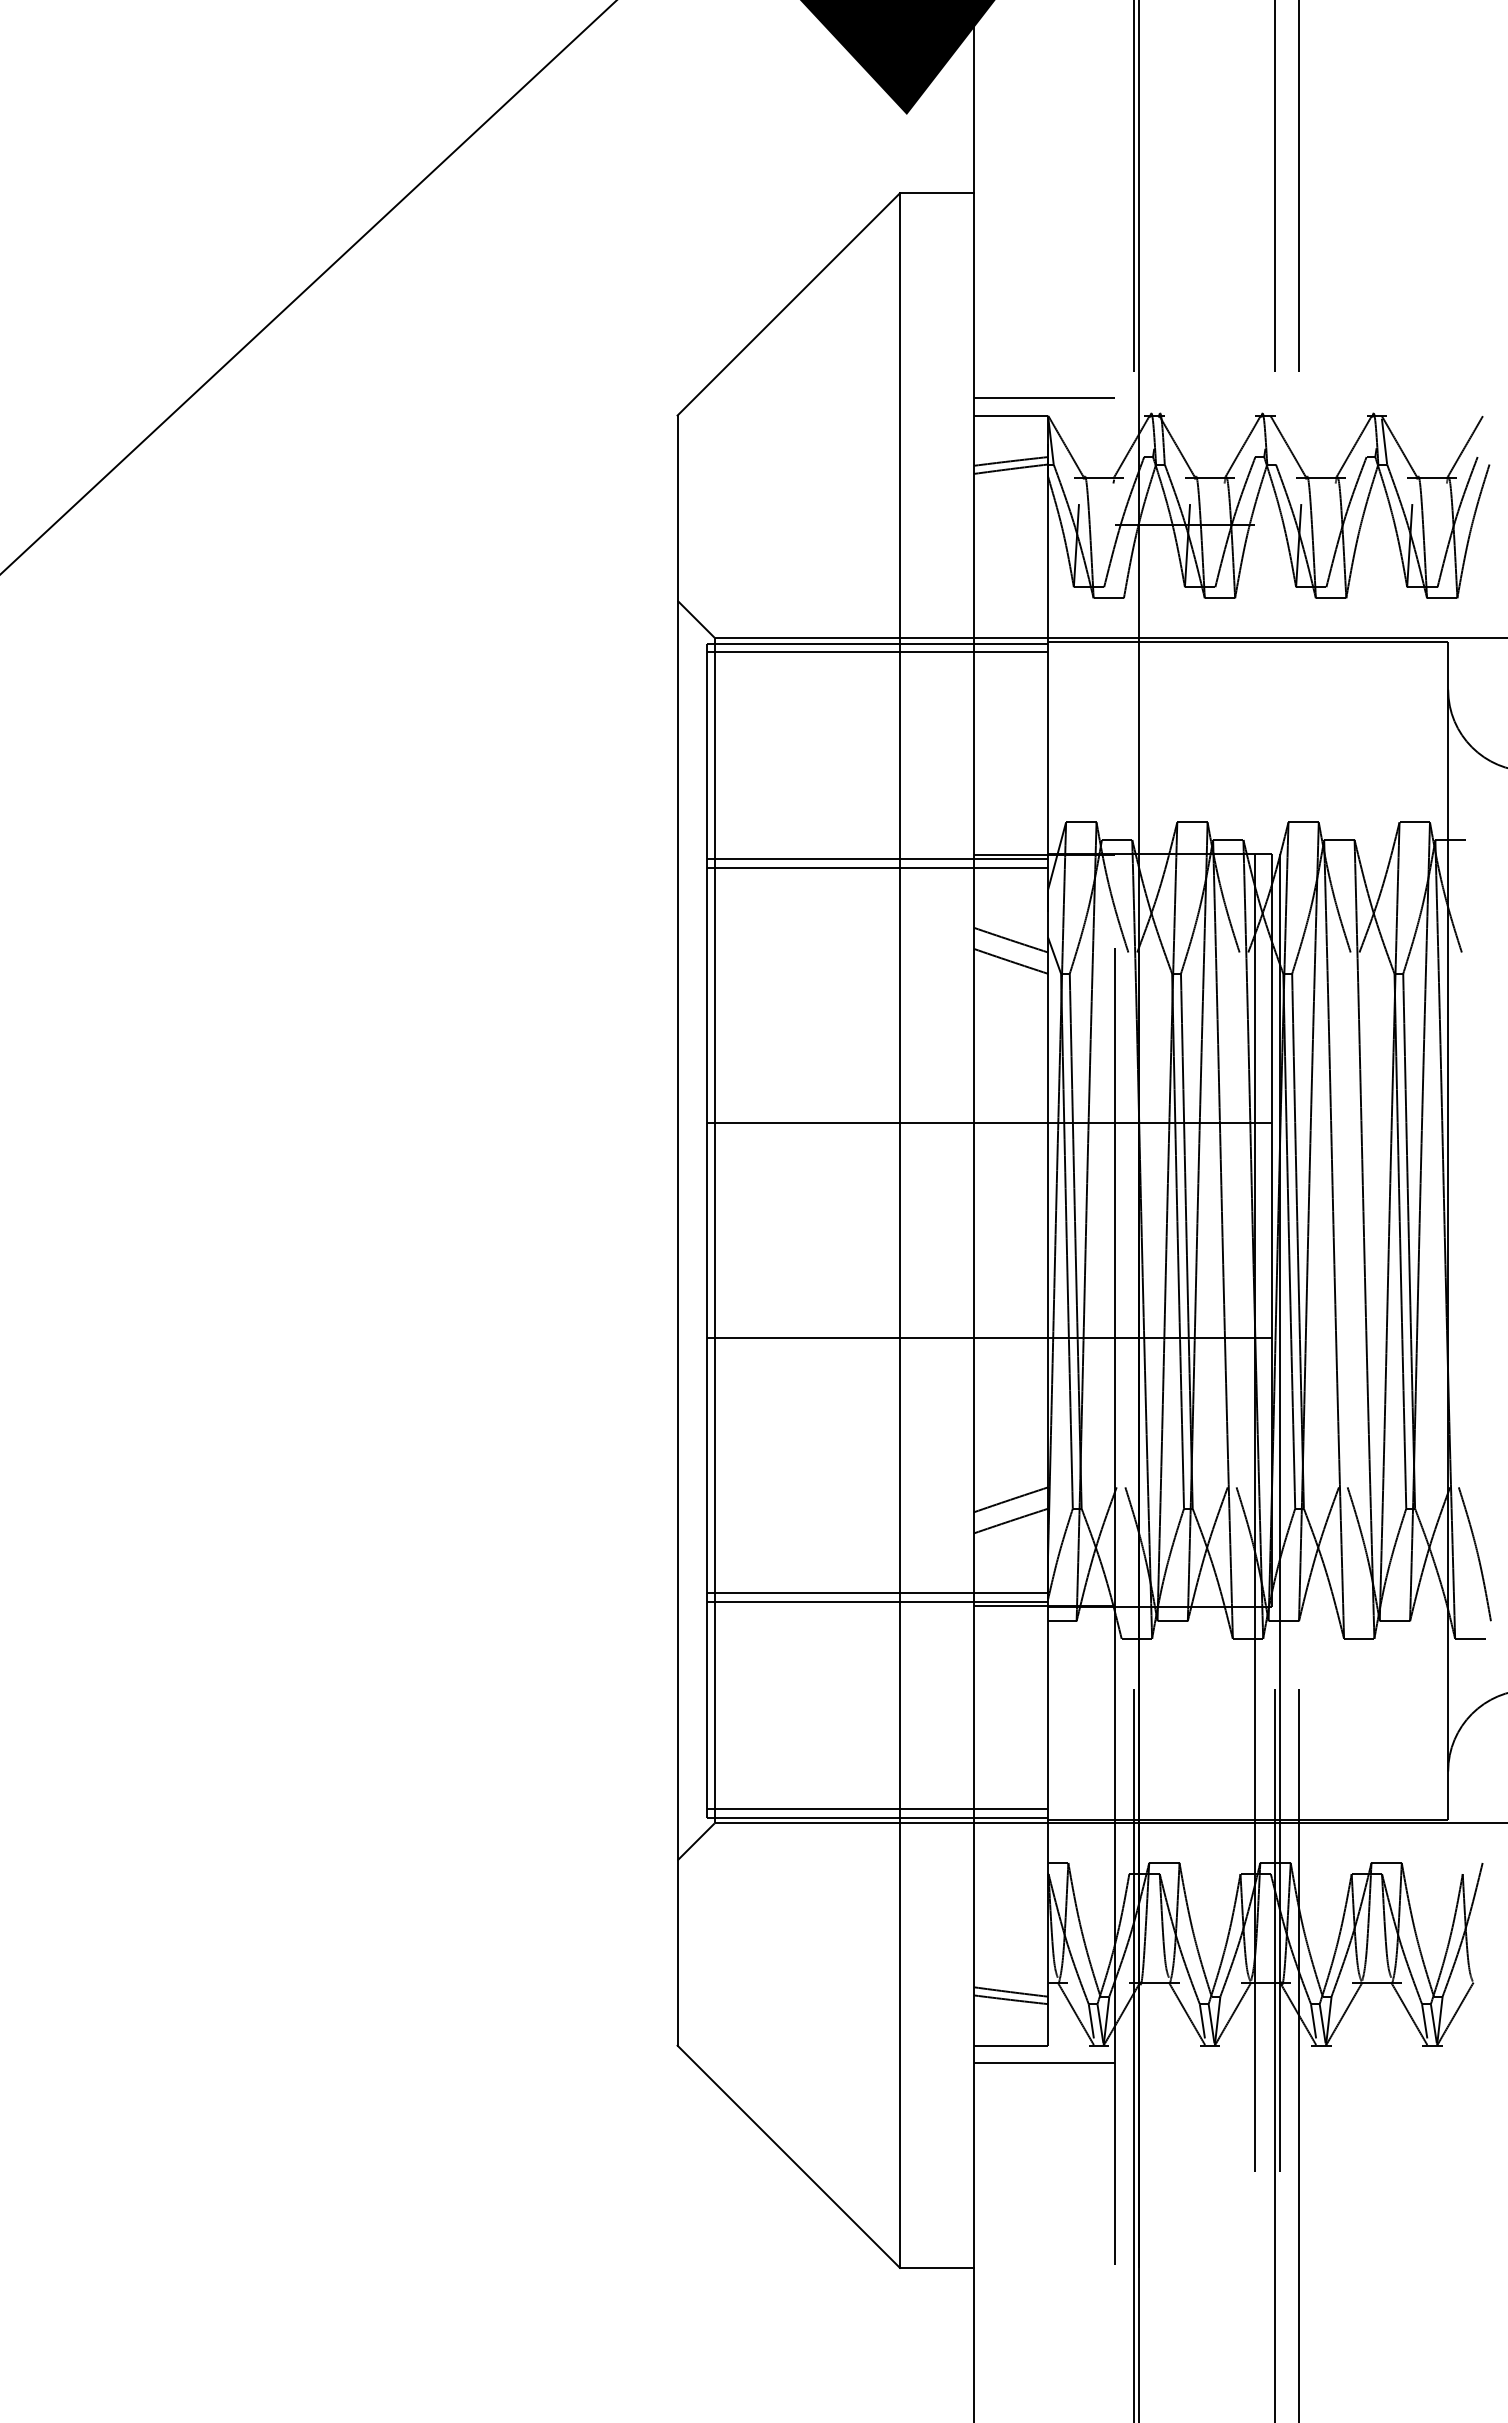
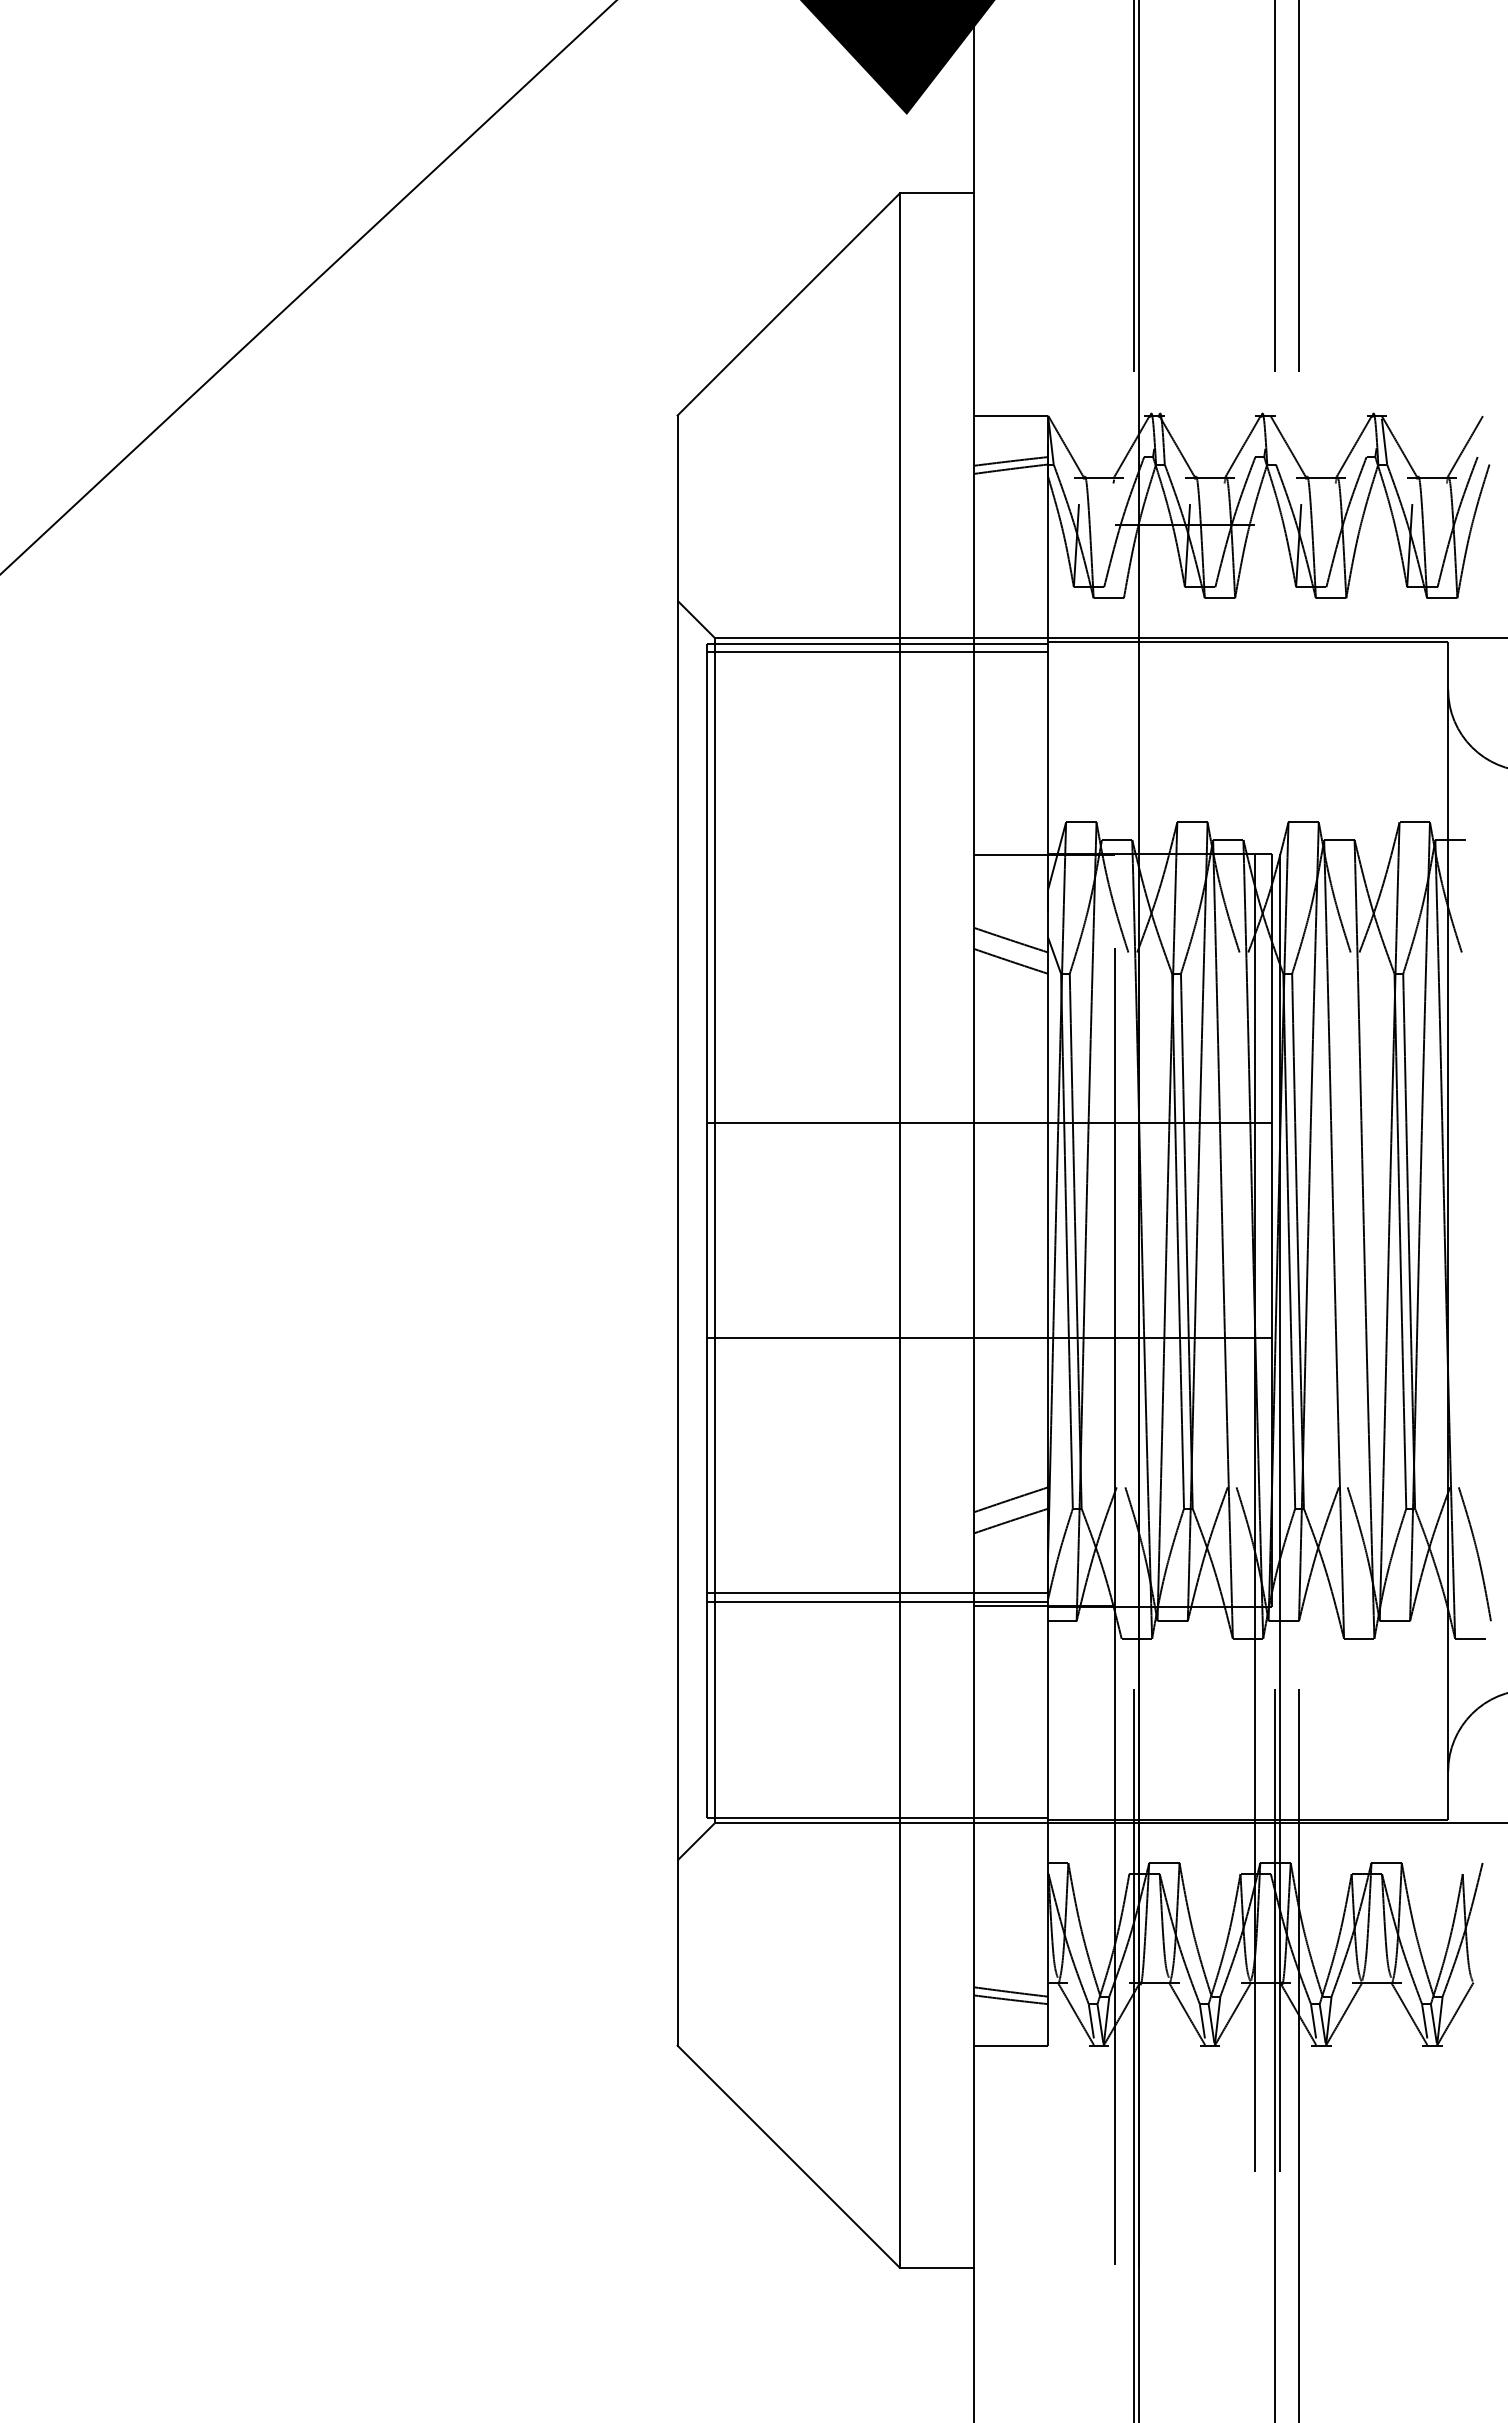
line: present -> none (1044, 397)
line: present -> none (877, 859)
line: present -> none (877, 868)
line: present -> none (877, 1808)
line: present -> none (1044, 2063)
